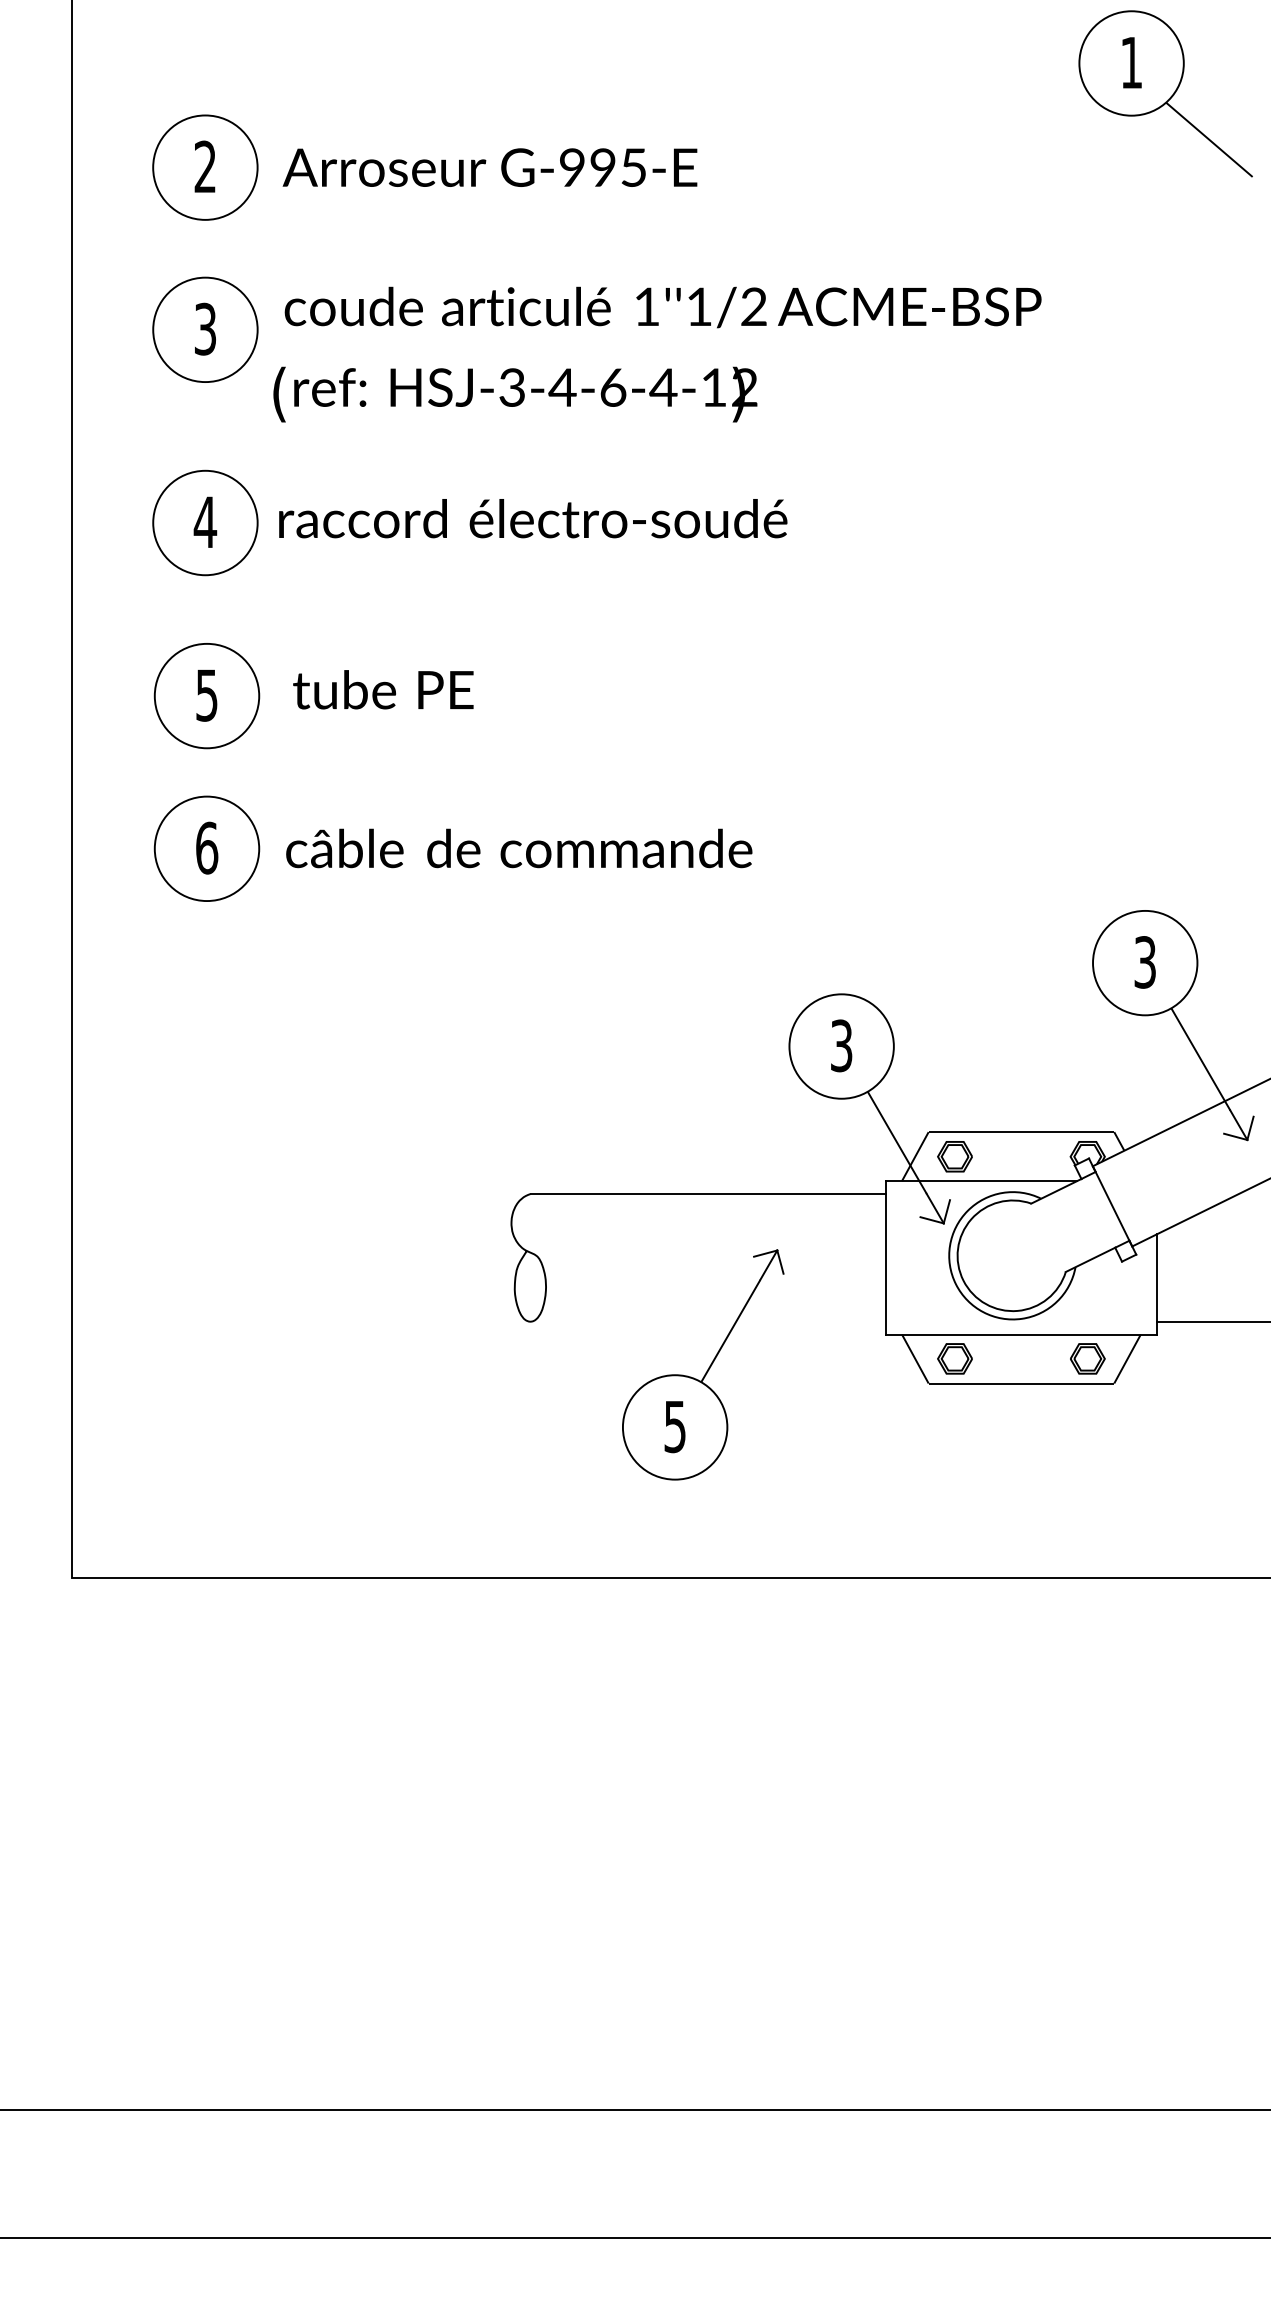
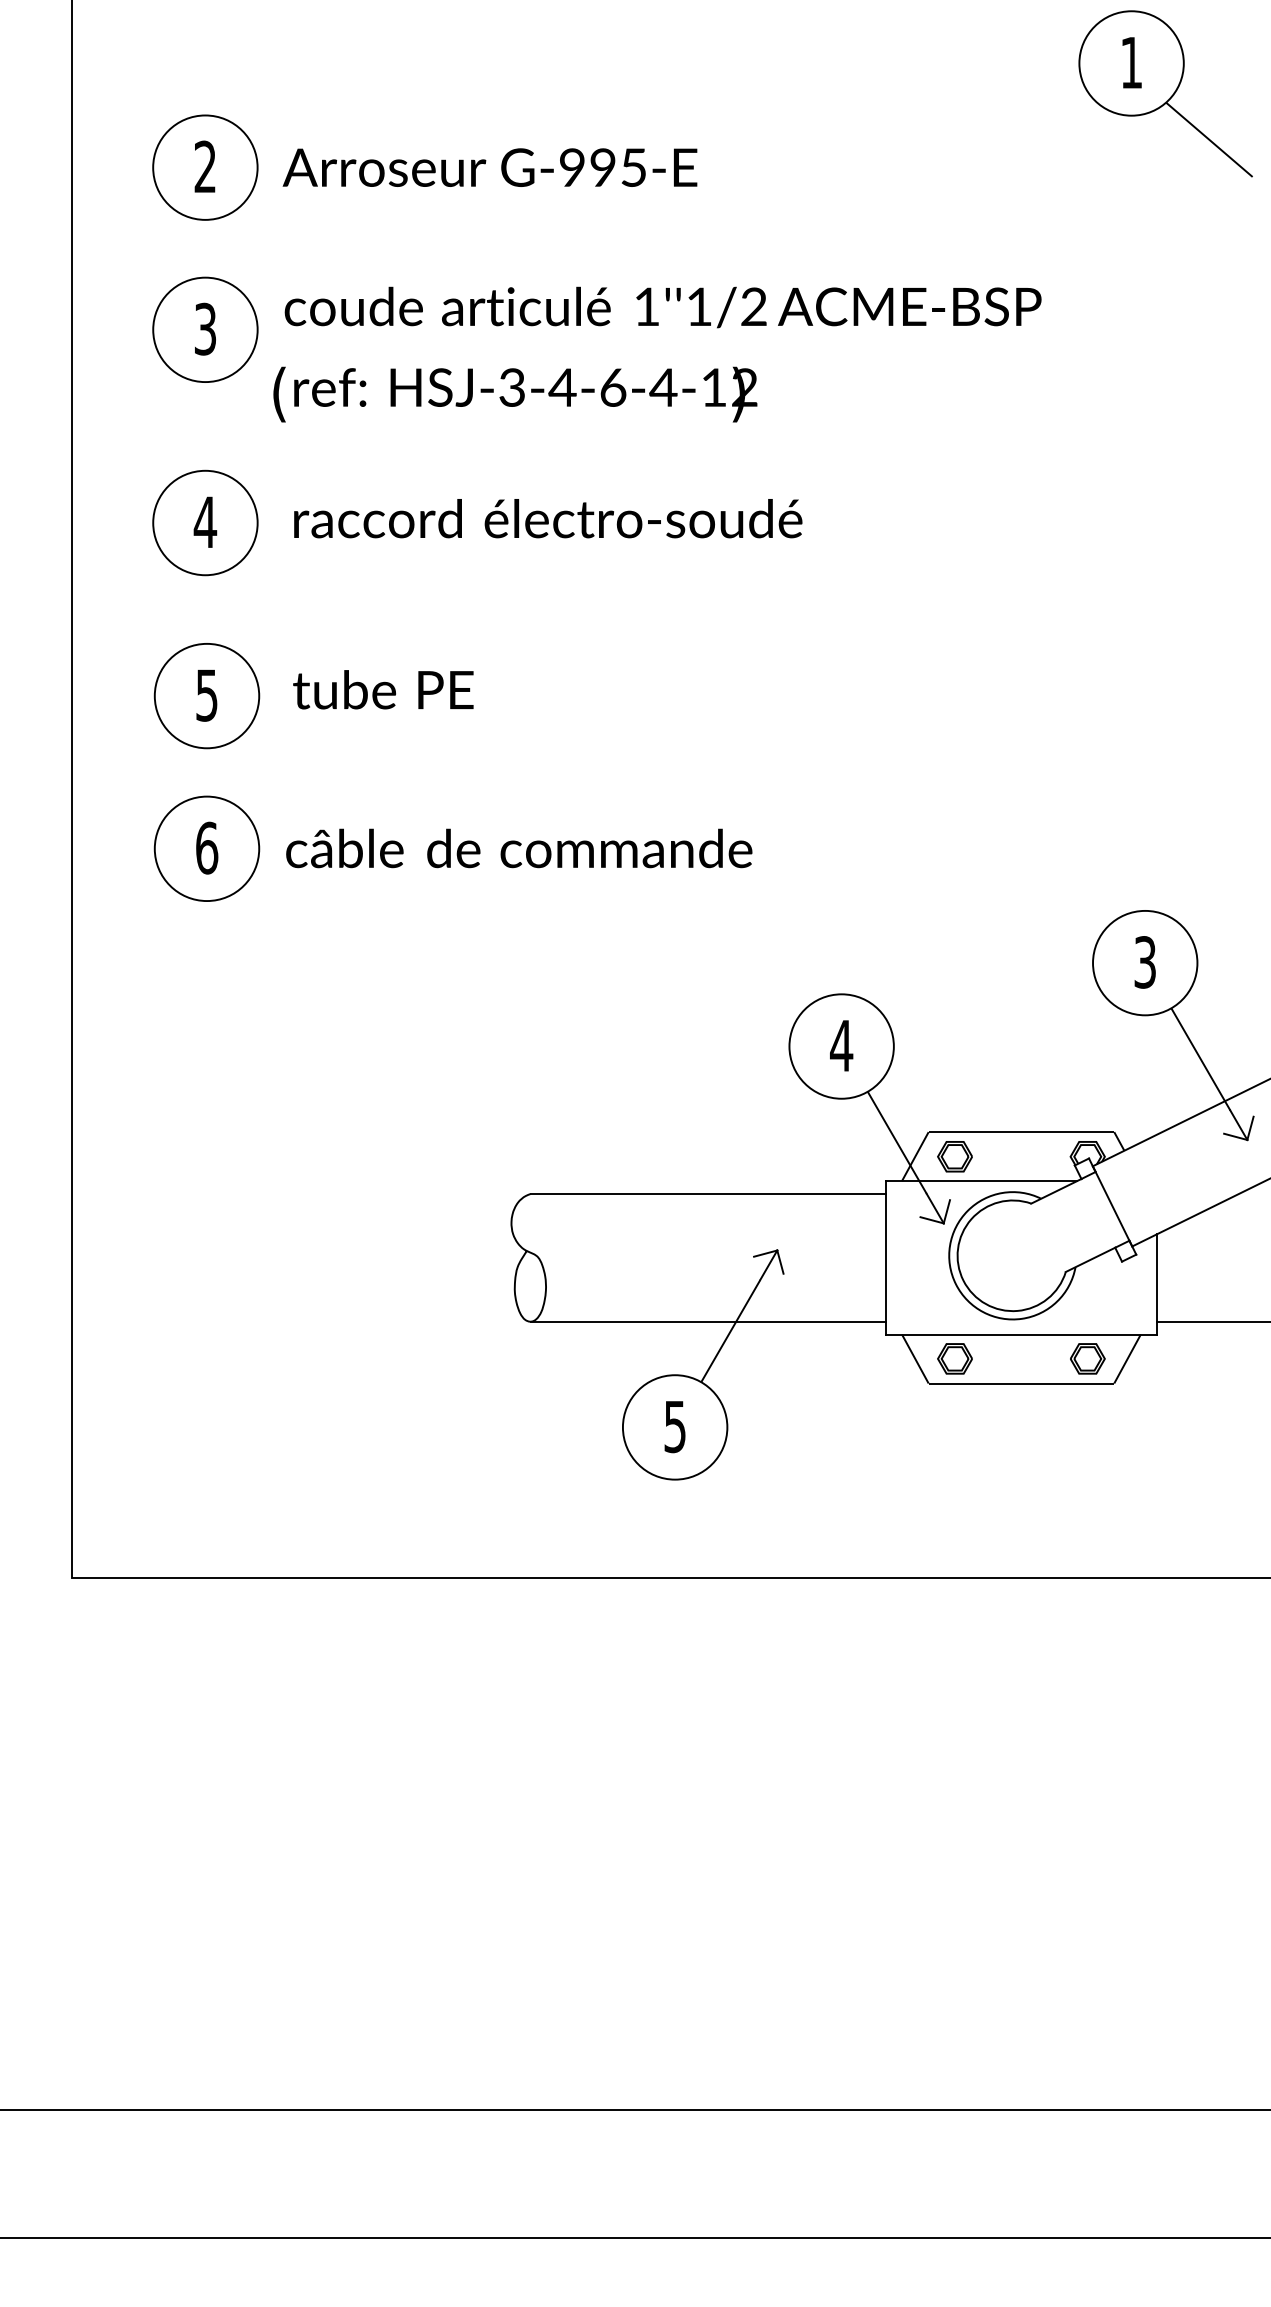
text position: (533, 518) -> (548, 518) (548, 518)
text: 3 -> 4 (841, 1045)
line: none -> present (708, 1321)
